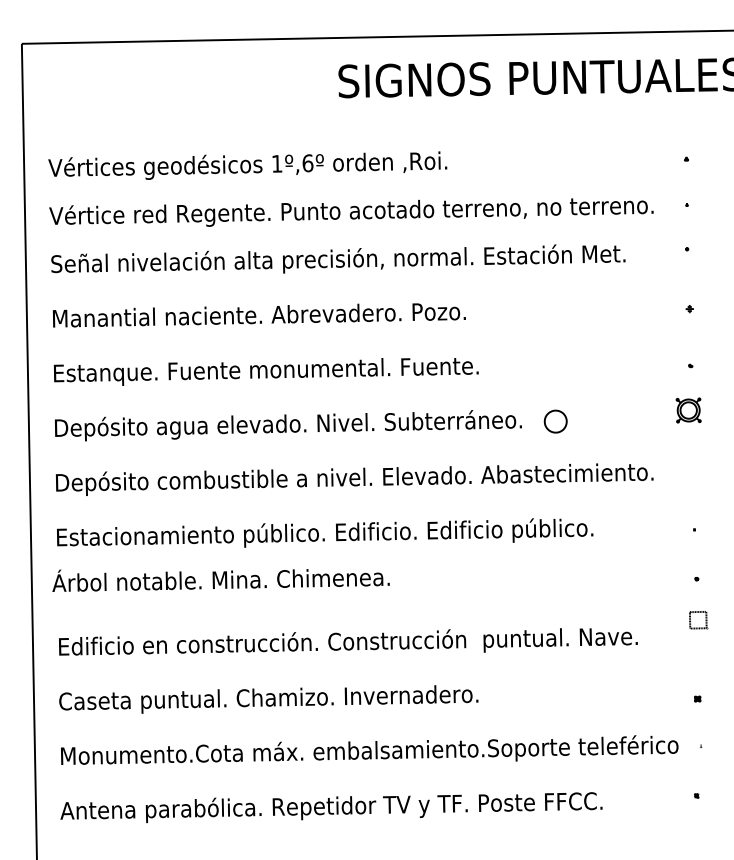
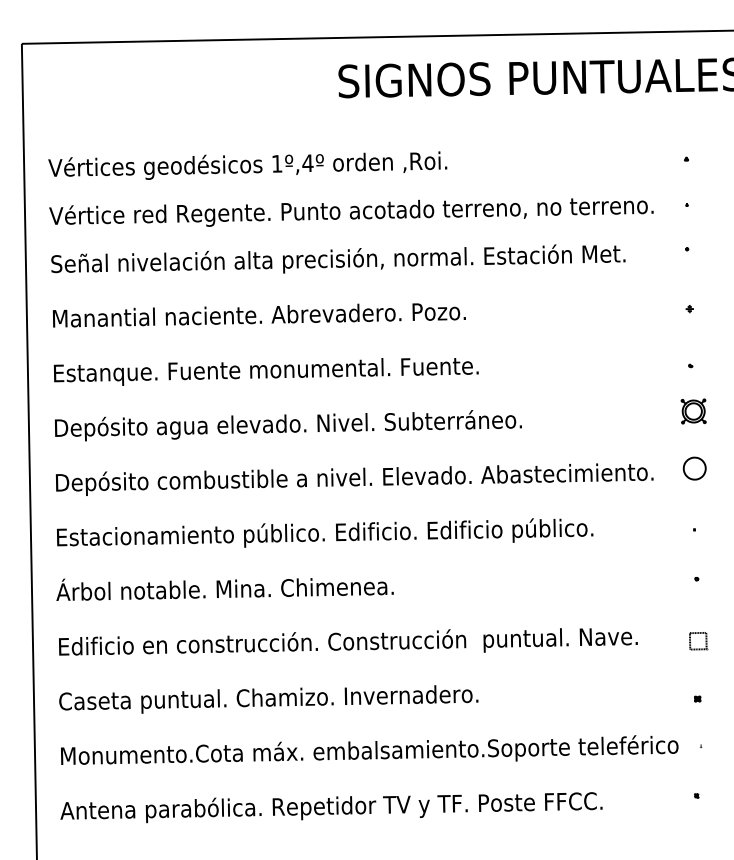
text: 1º,6º -> 1º,4º (307, 163)
part position: (688, 410) -> (693, 411) (693, 411)
part position: (555, 421) -> (694, 468) (694, 468)
text position: (220, 580) -> (224, 589) (224, 589)
part position: (698, 620) -> (698, 641) (698, 641)
